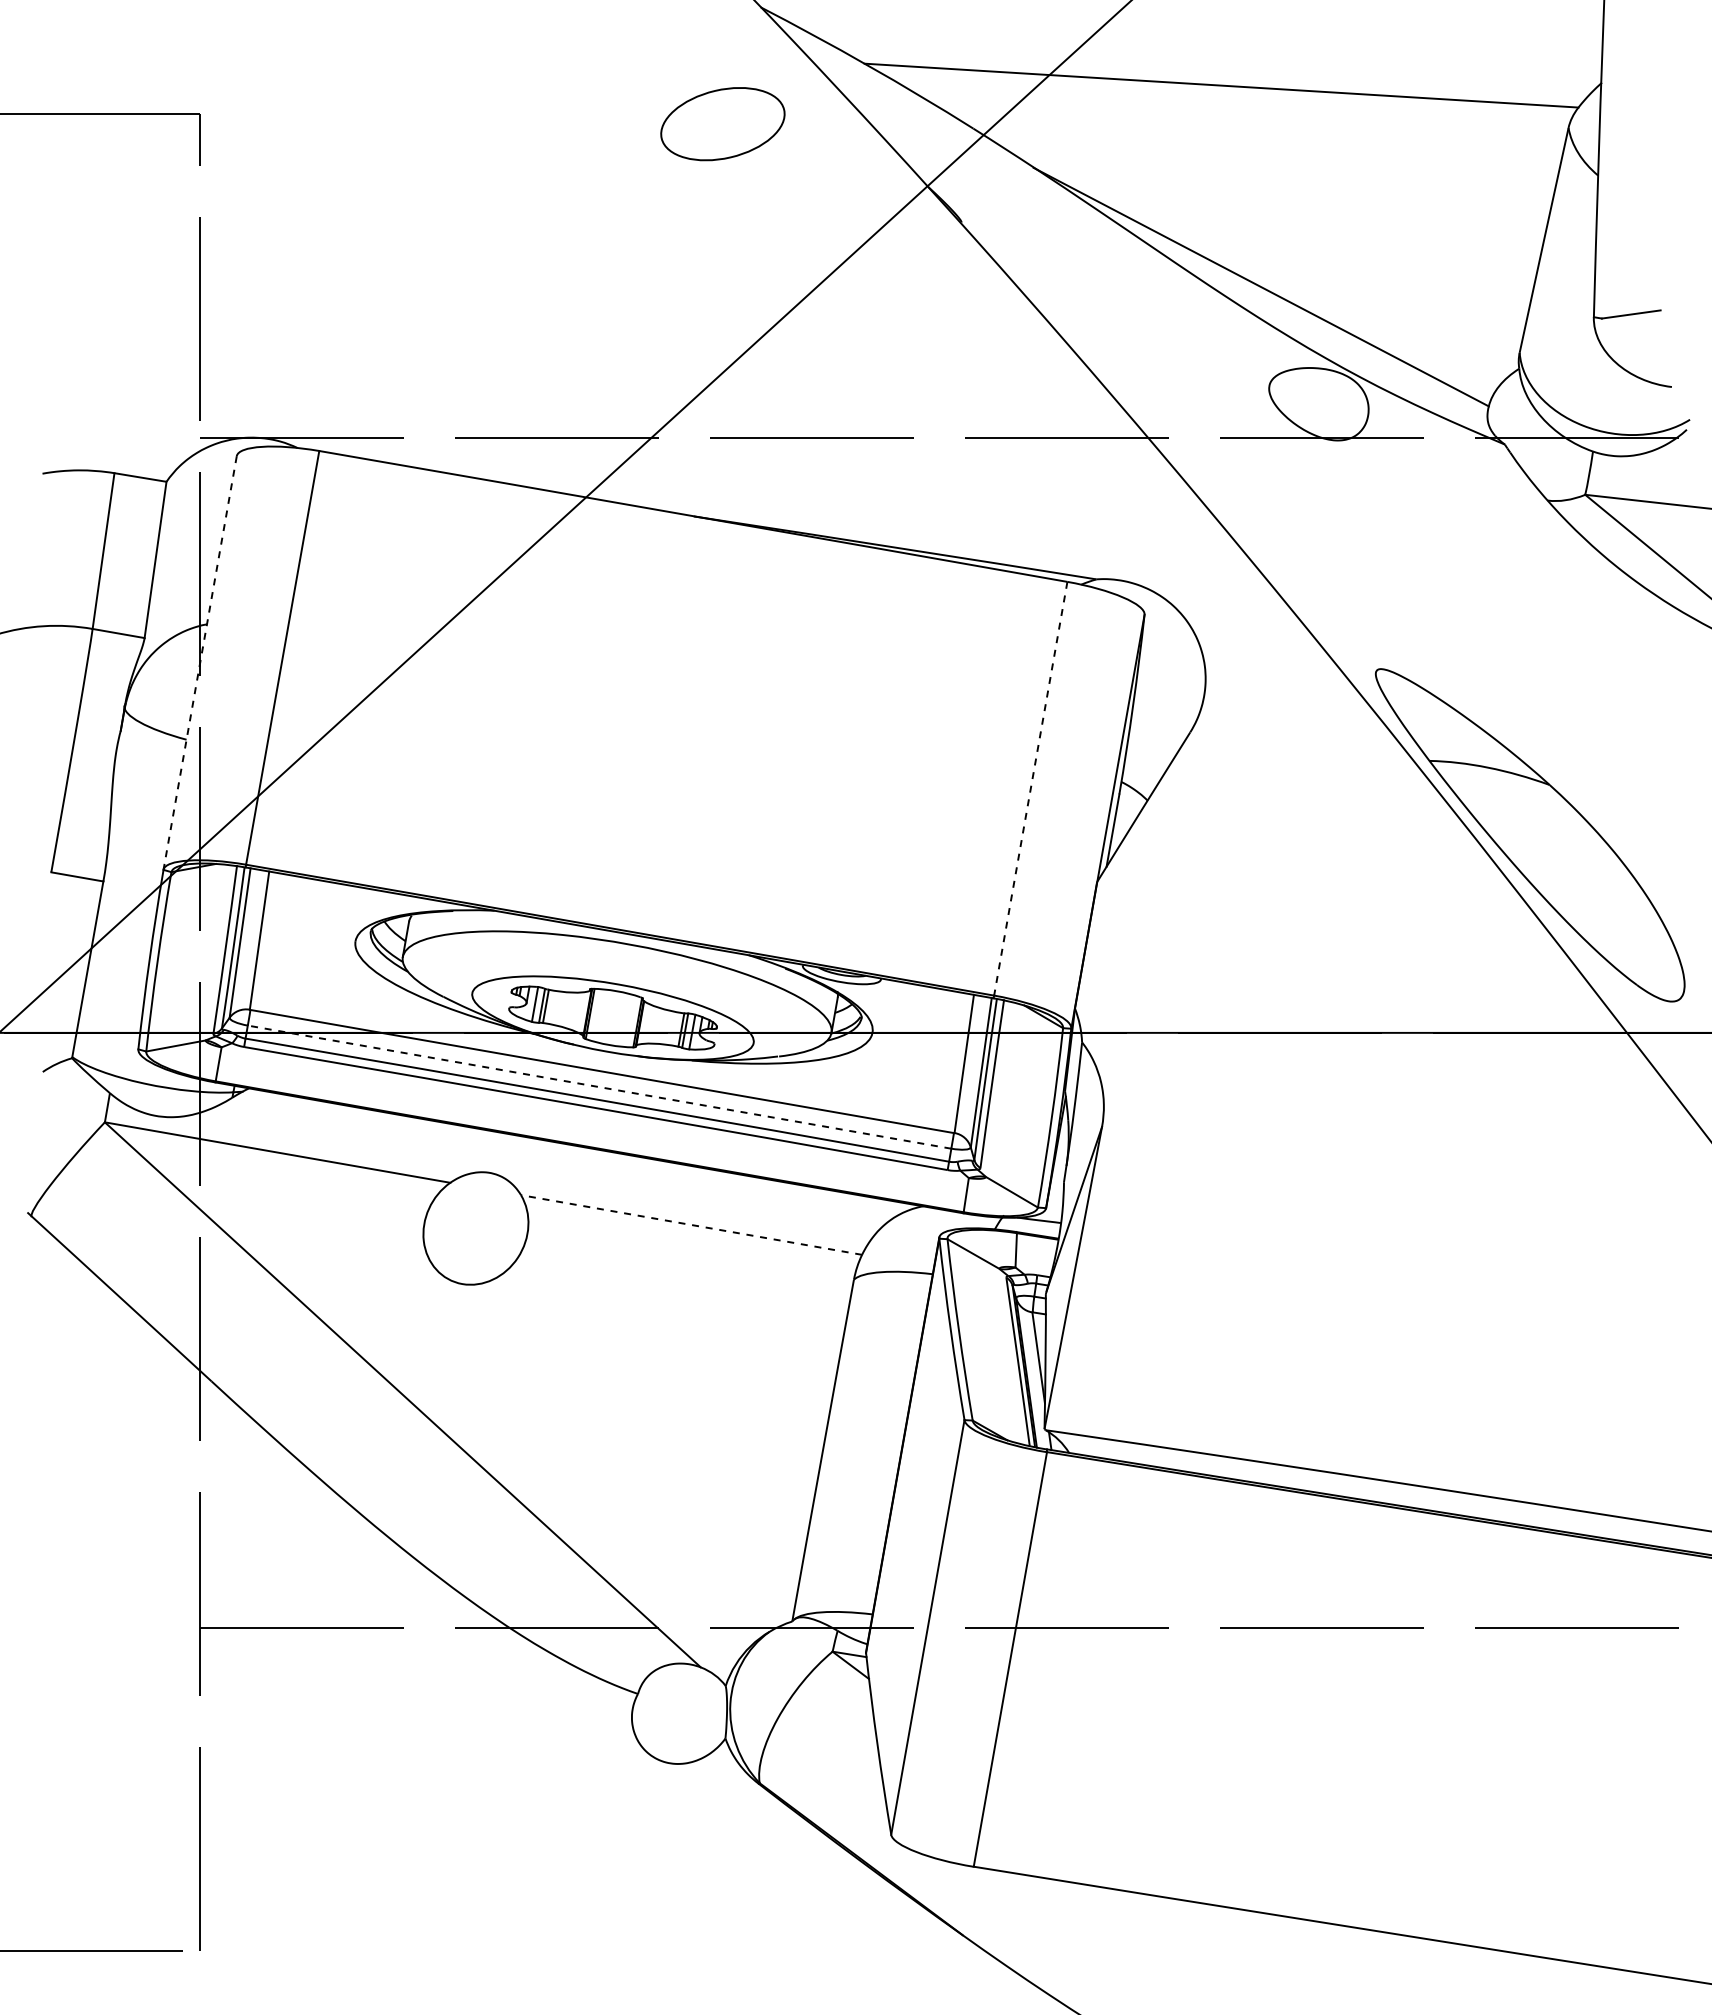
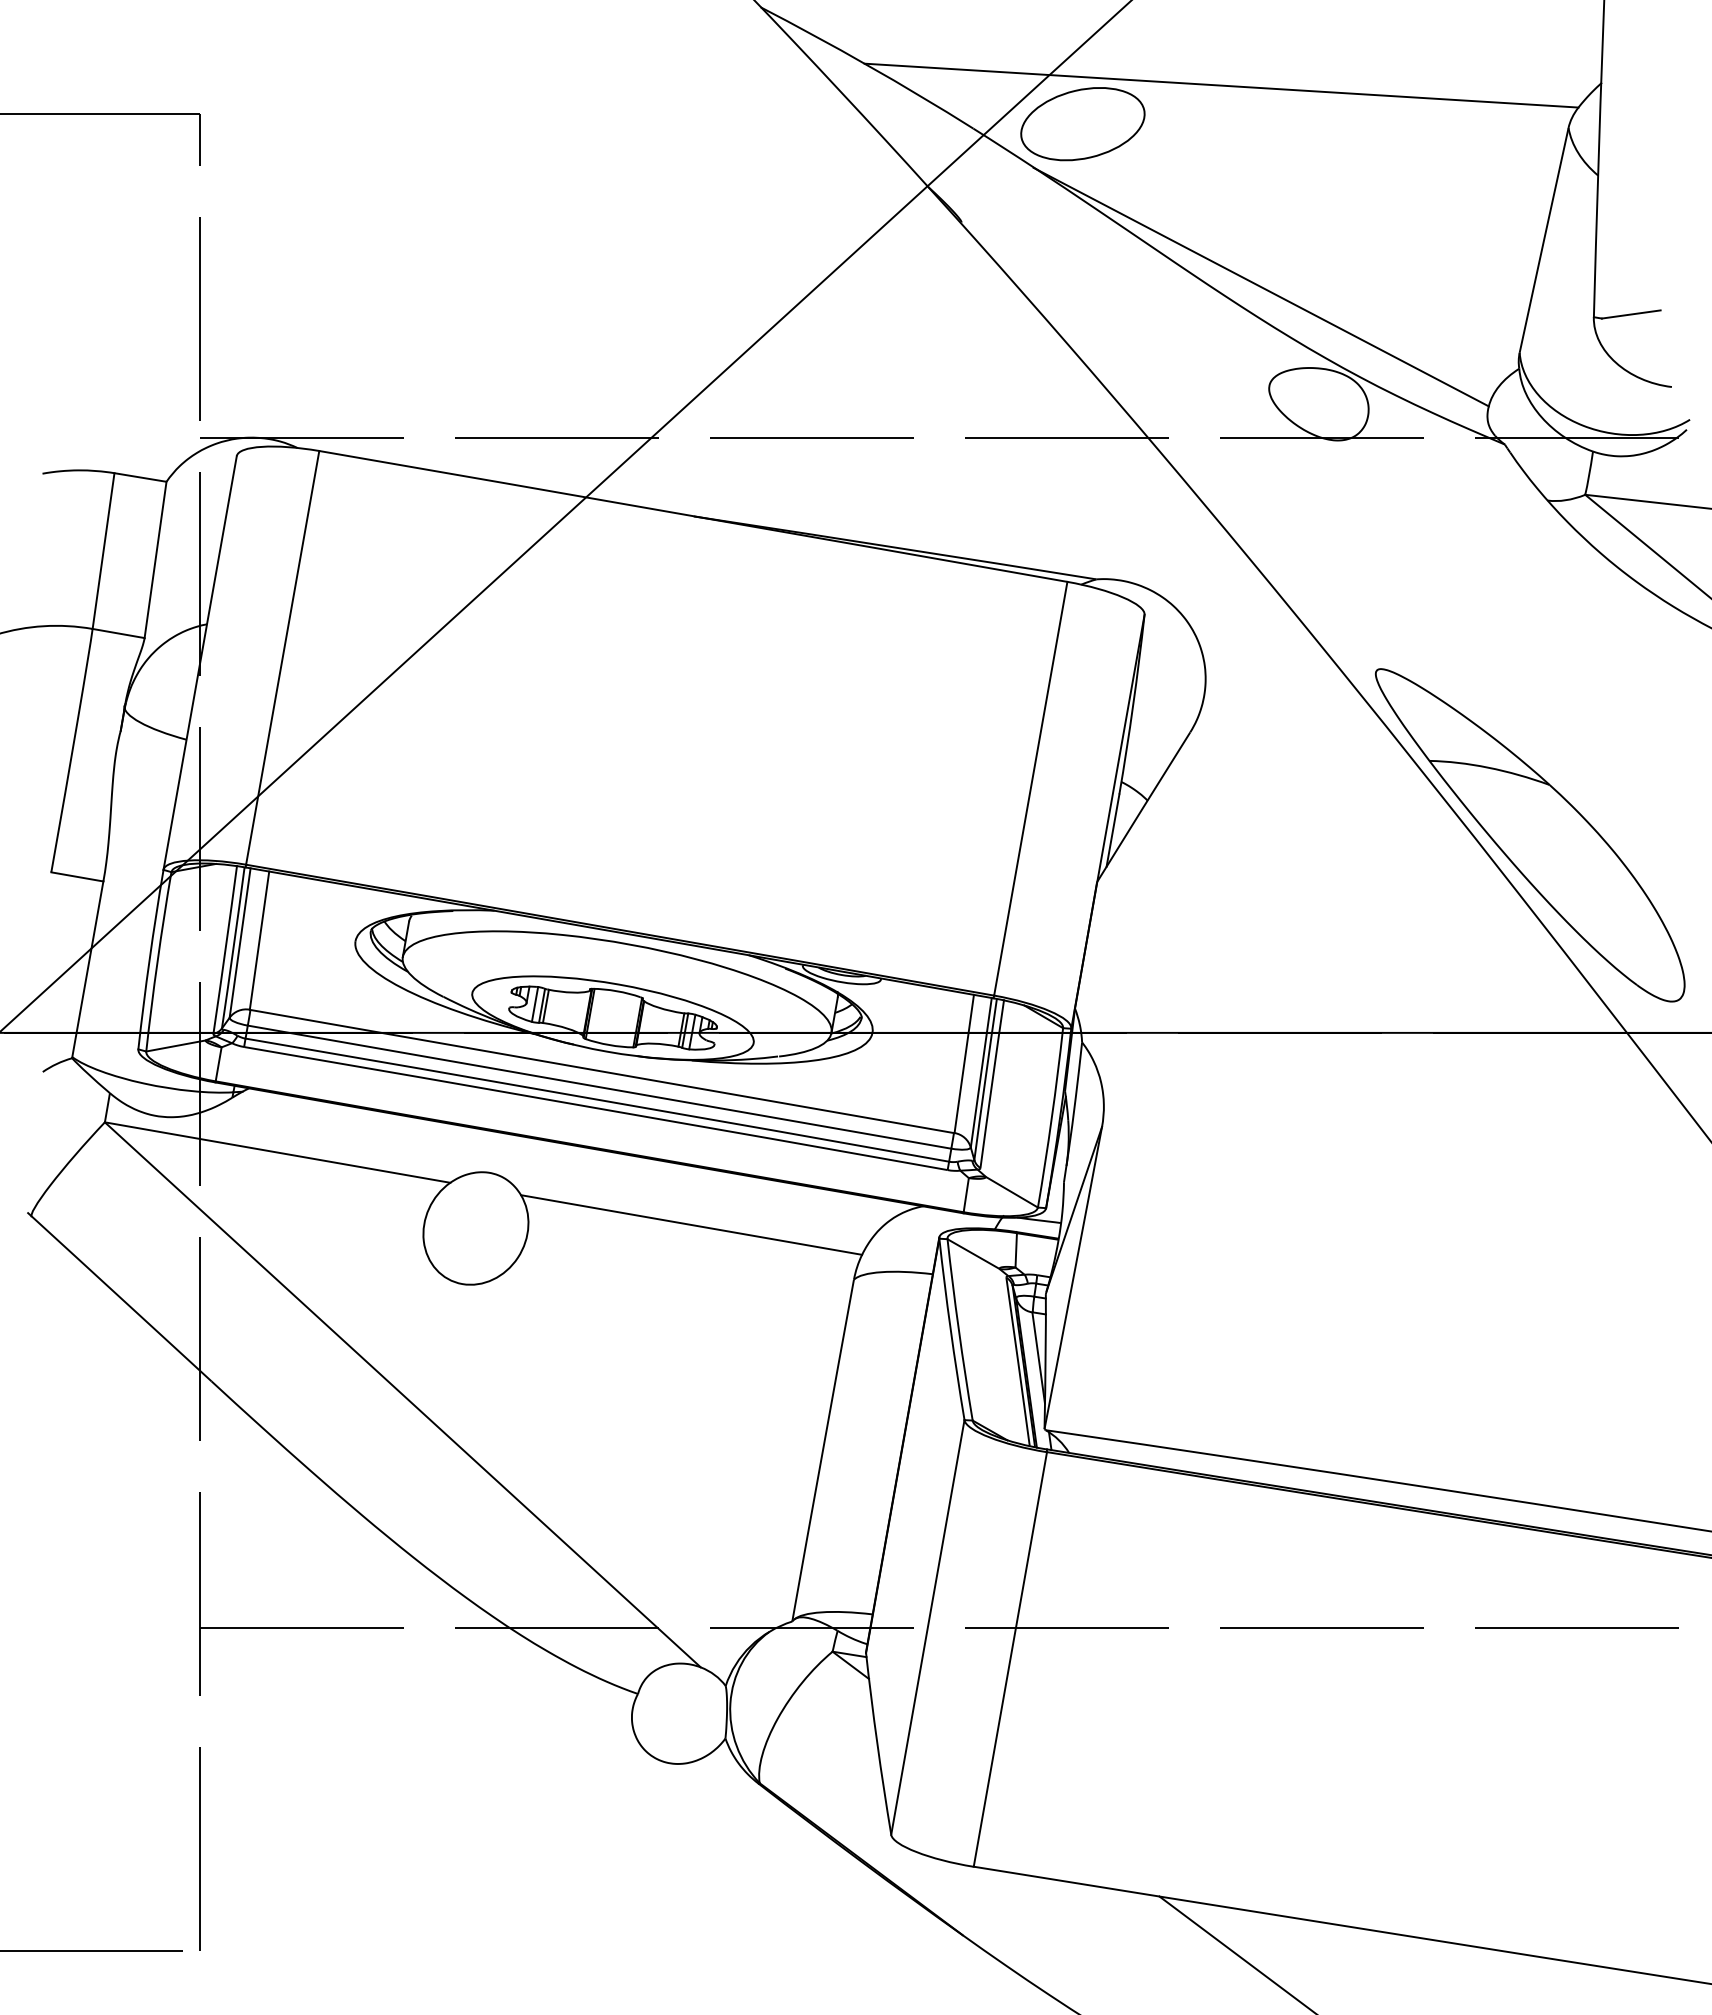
part position: (722, 124) -> (1082, 124) (1082, 124)
line: dashed -> solid (200, 663)
line: dashed -> solid (1030, 789)
line: dashed -> solid (599, 1087)
line: dashed -> solid (691, 1224)
line: none -> present (1236, 1953)
